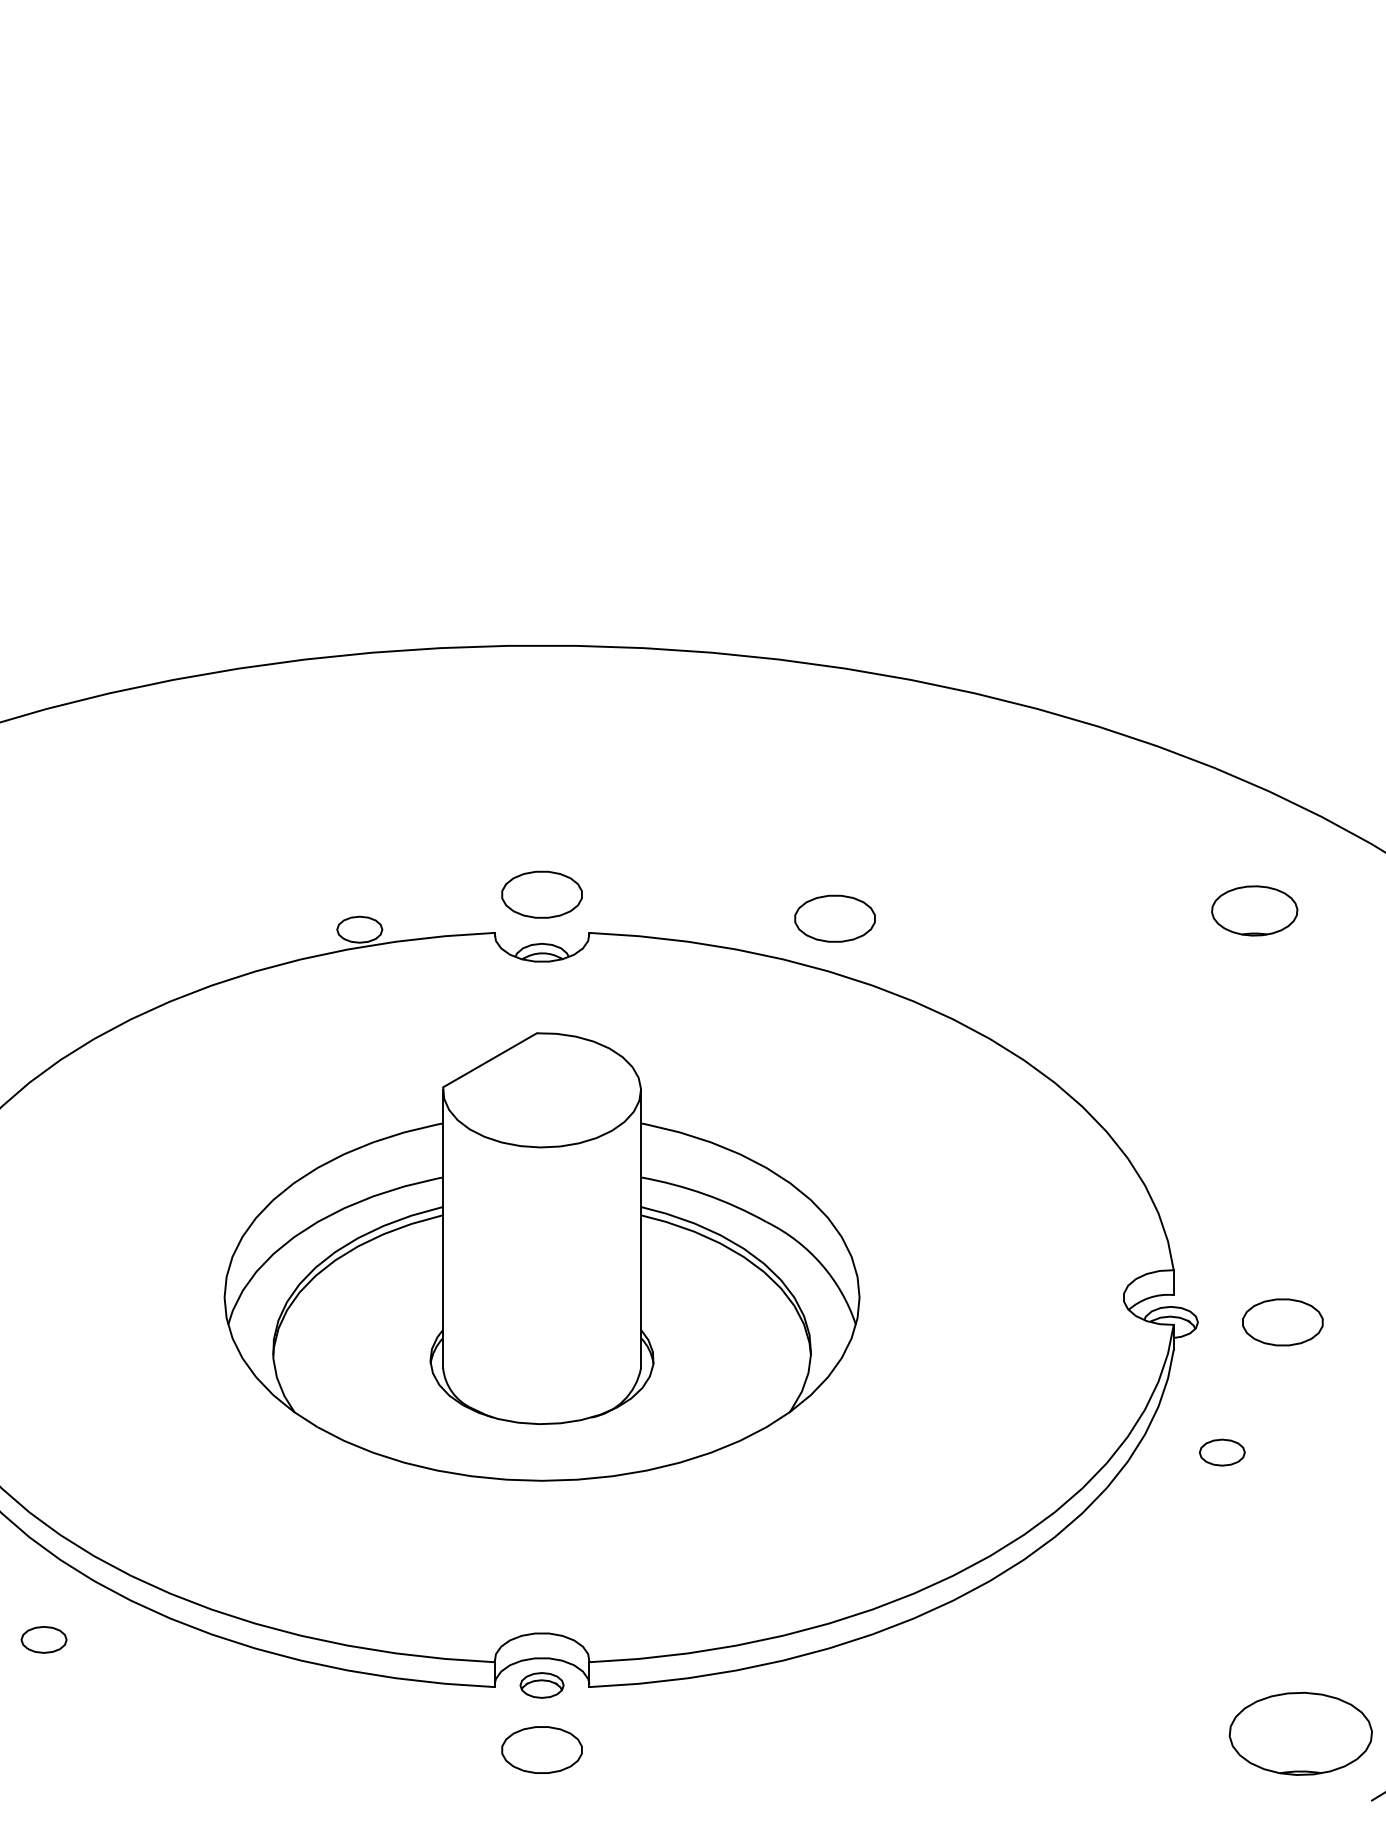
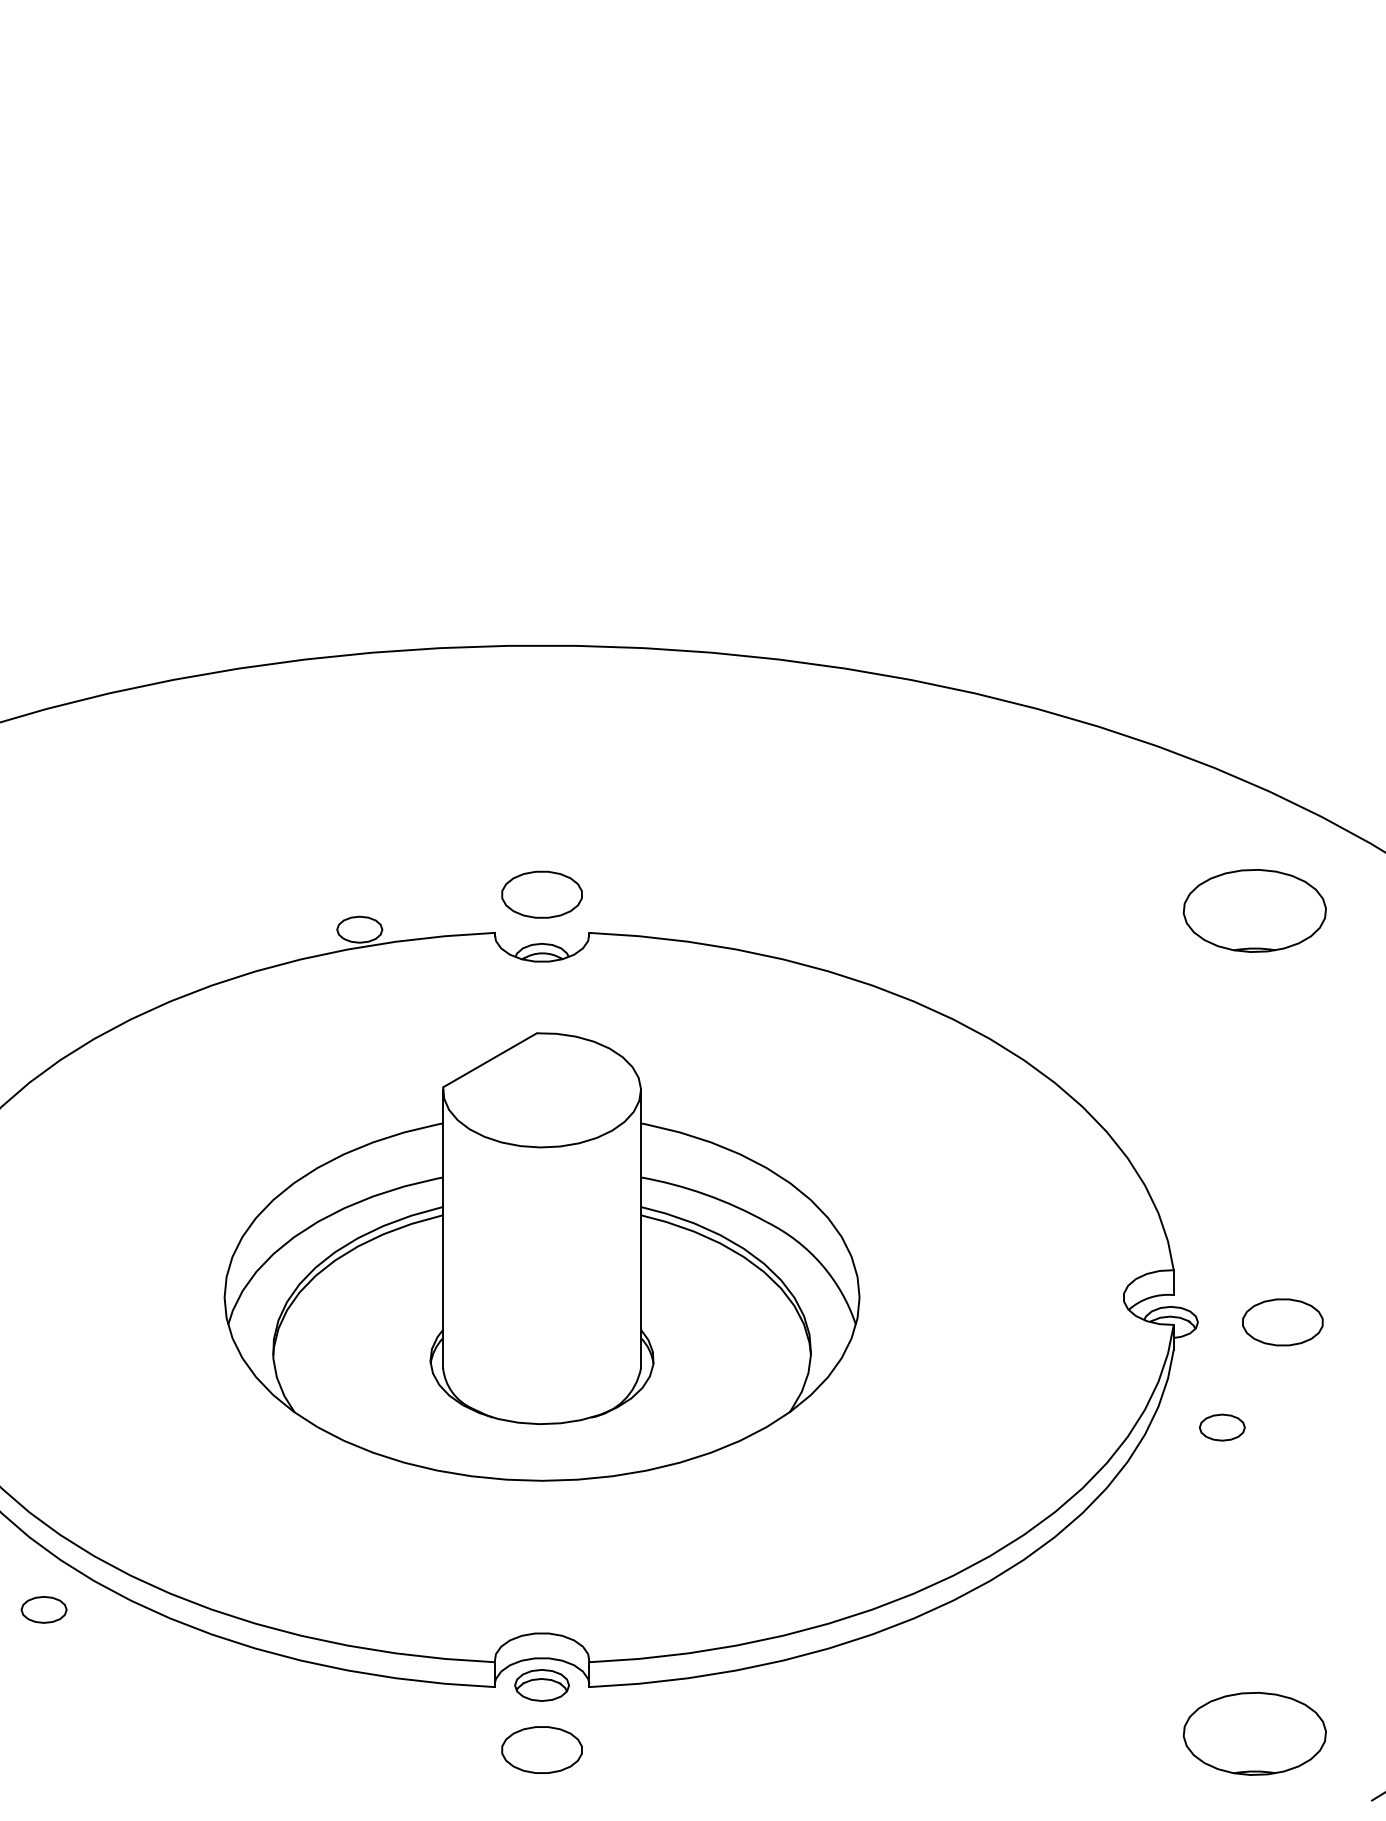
part size: 88x52 px -> 145x84 px (1254, 910)
part: present -> none (834, 918)
part position: (1221, 1452) -> (1221, 1427) (1221, 1427)
part position: (43, 1639) -> (43, 1609) (43, 1609)
part size: 46x27 px -> 56x33 px (541, 1685)
part position: (1300, 1733) -> (1254, 1733) (1254, 1733)
